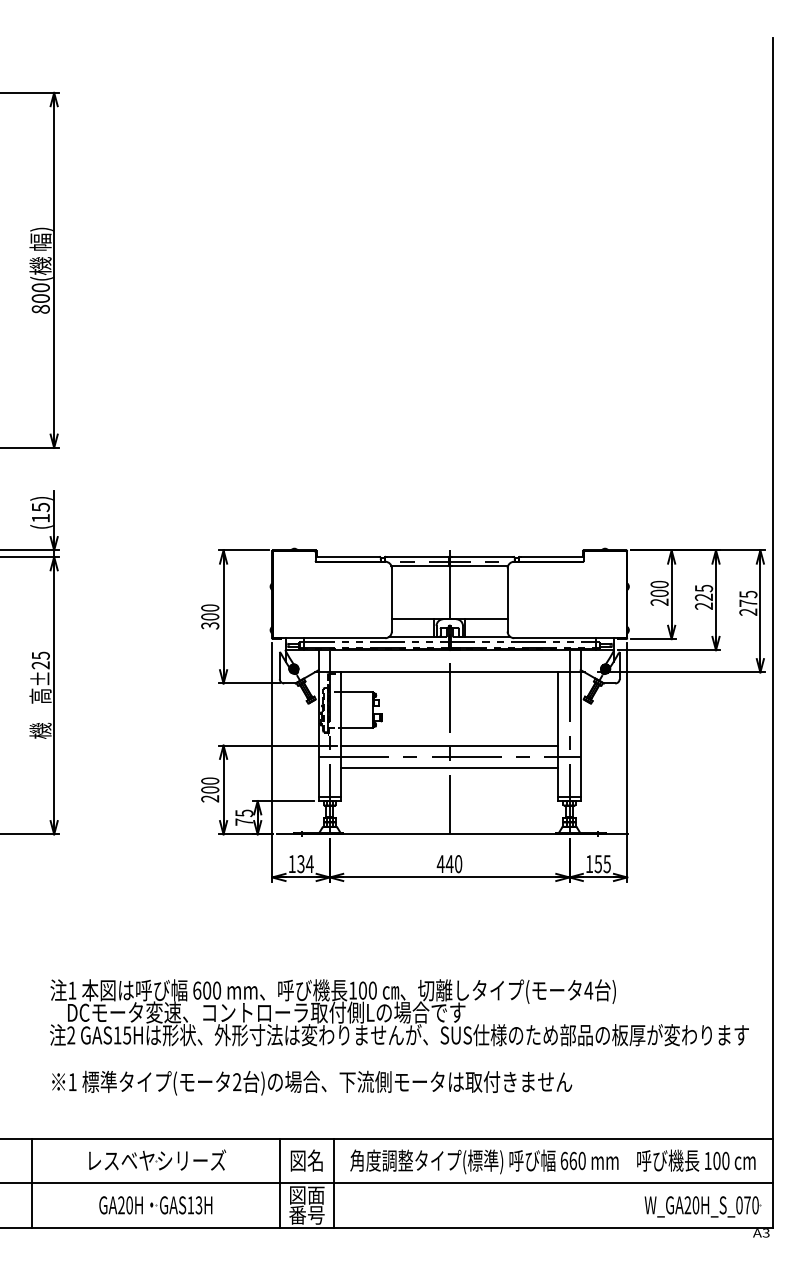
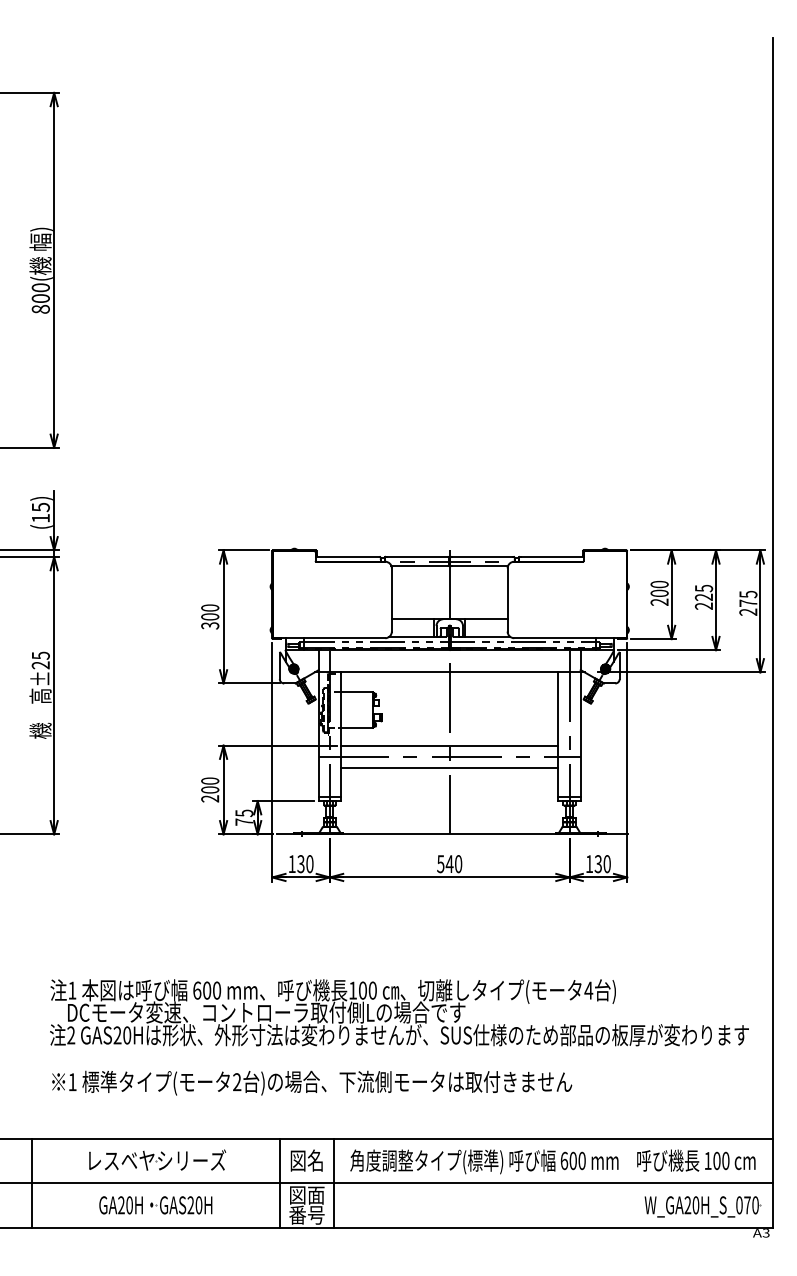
text: 134 -> 130 (309, 864)
text: 440 -> 540 (440, 864)
text: 155 -> 130 (602, 864)
text: GAS15H -> GAS20H (122, 1035)
text: 660 -> 600 (572, 1160)
text: GAS13H -> GAS20H (194, 1205)
